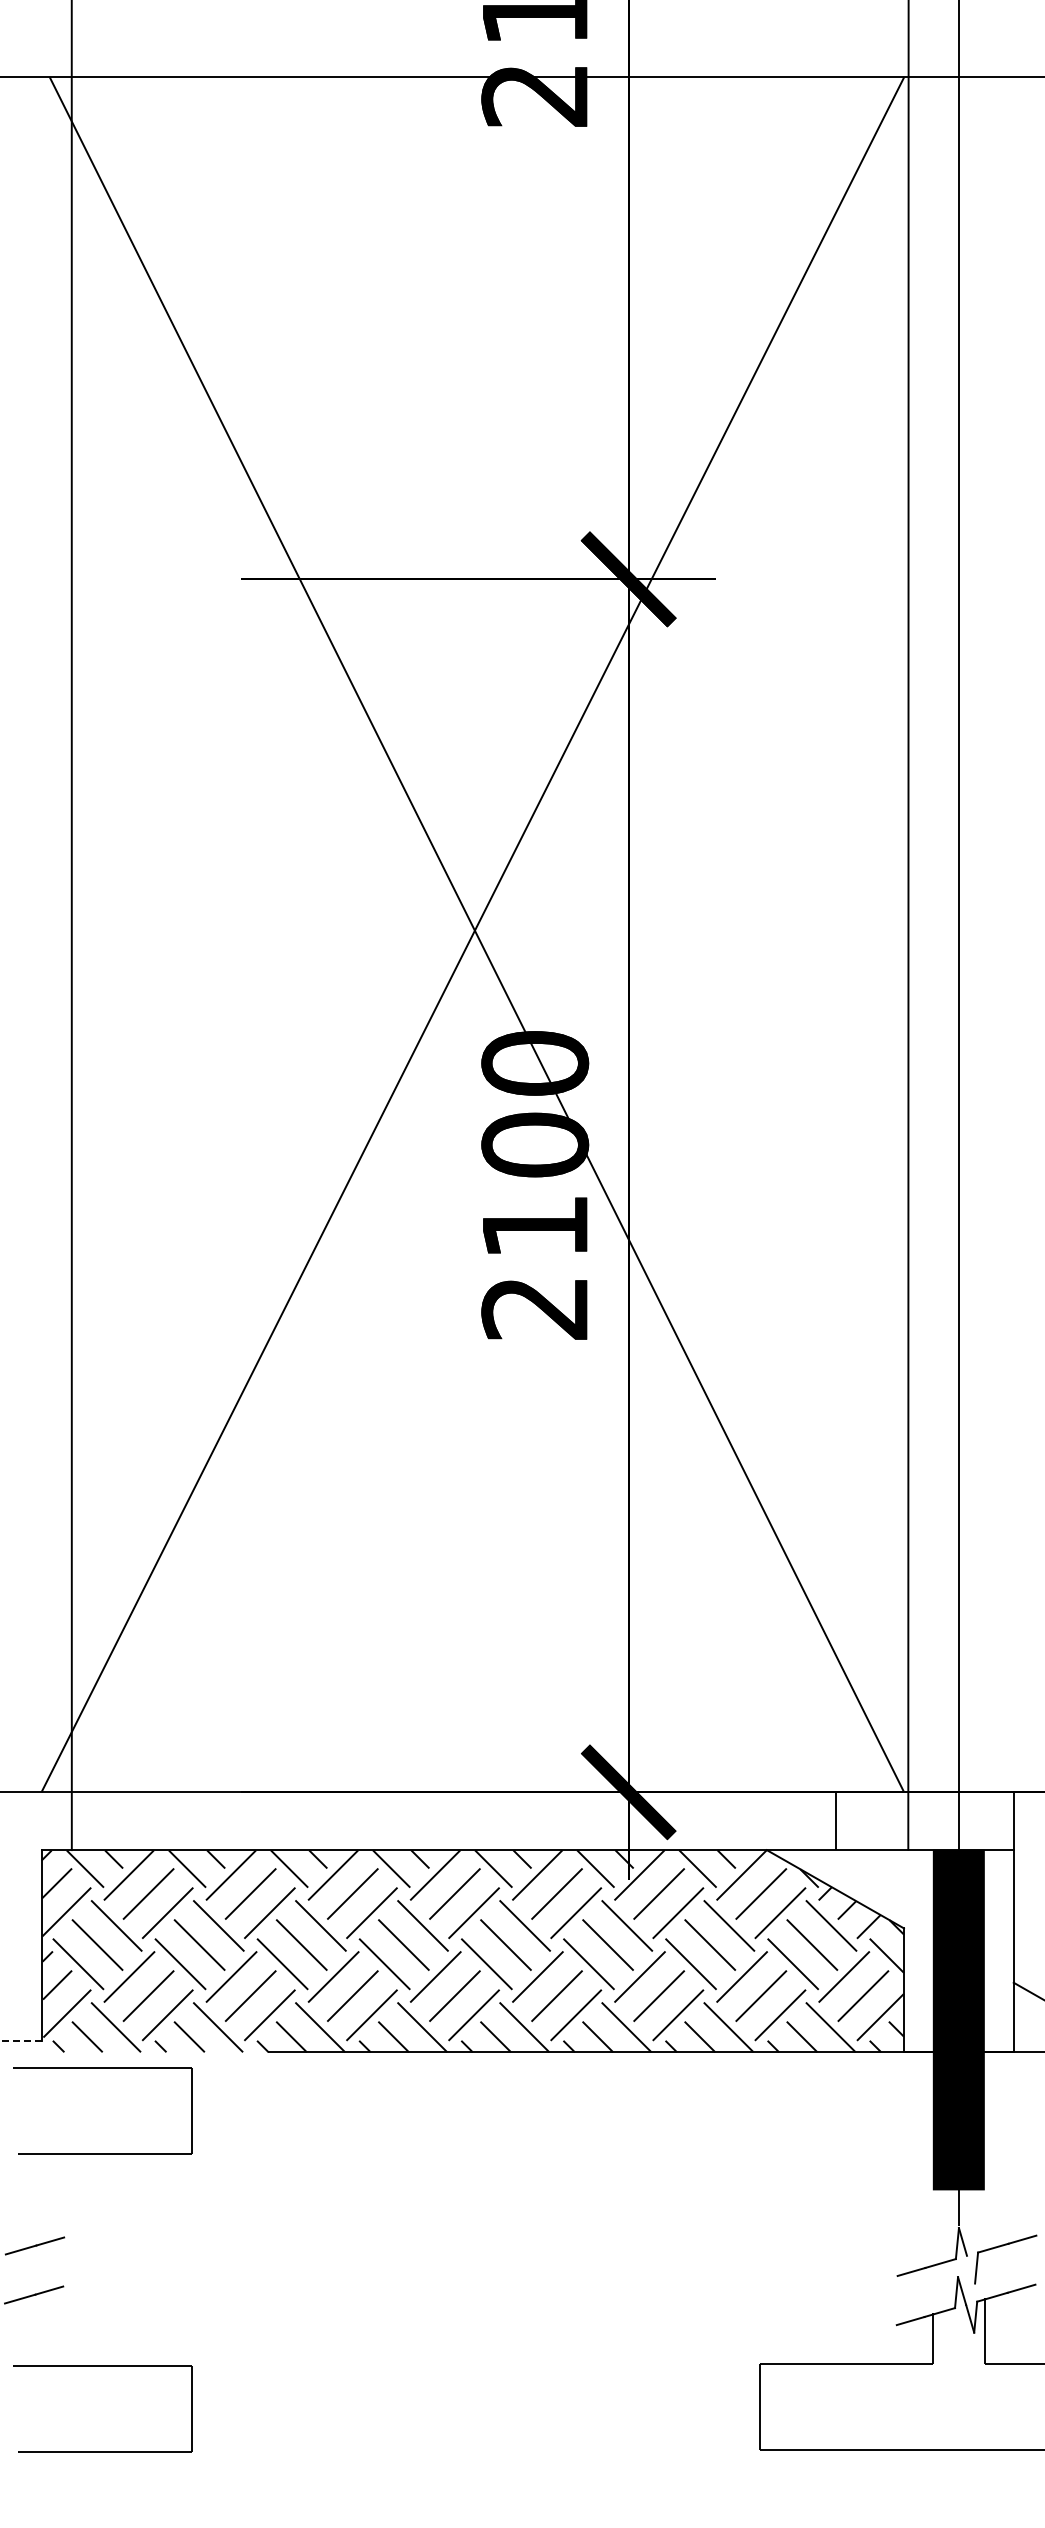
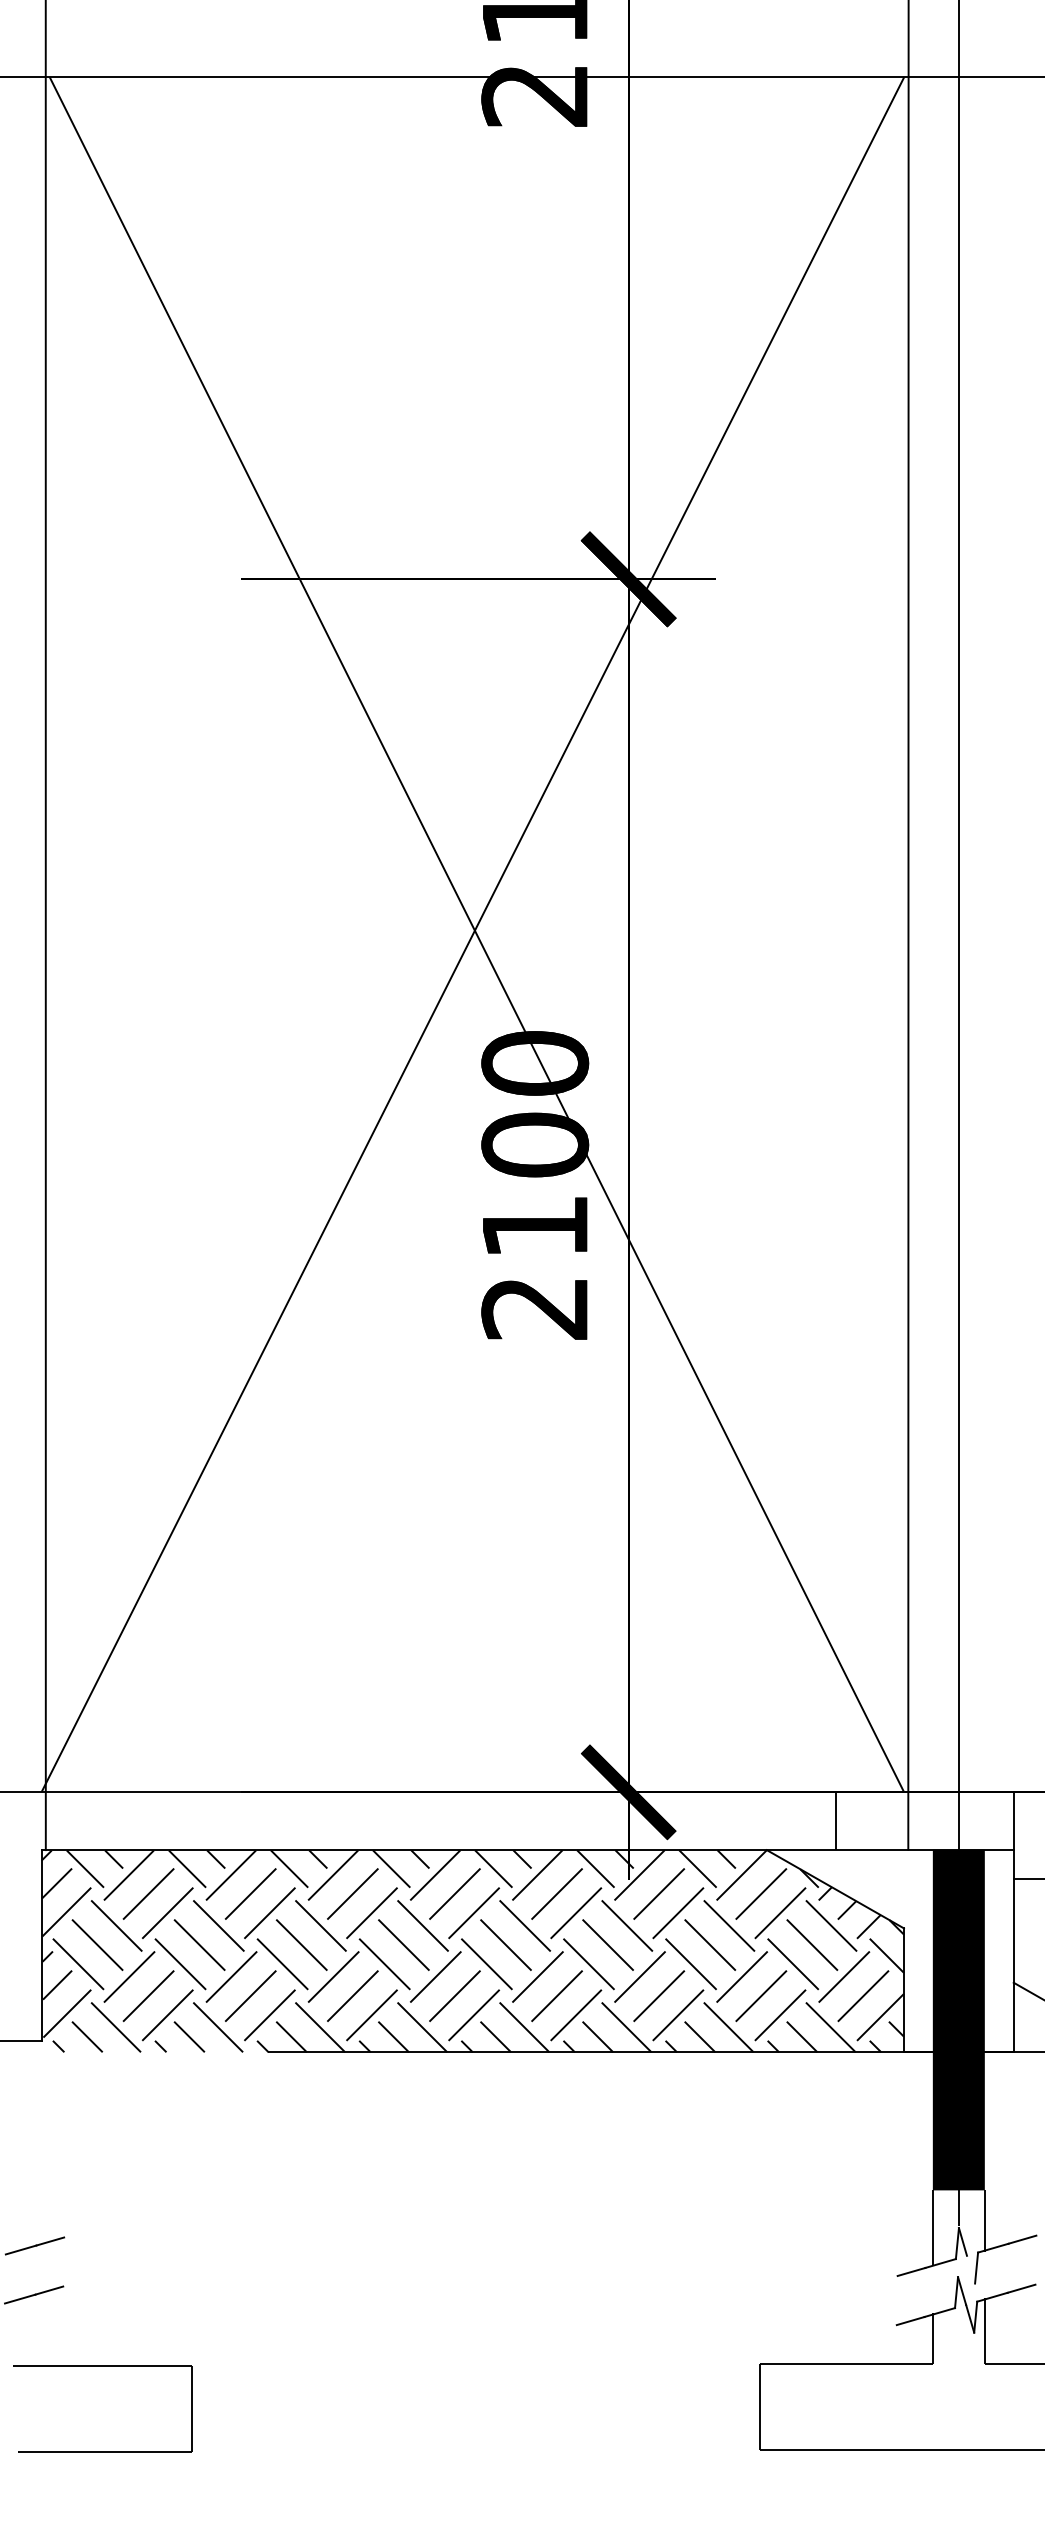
line position: (71, 926) -> (45, 926) (45, 926)
line: none -> present (1027, 1879)
line: dashed -> solid (20, 2040)
part: present -> none (102, 2068)
line: none -> present (984, 2221)
line: none -> present (932, 2227)
